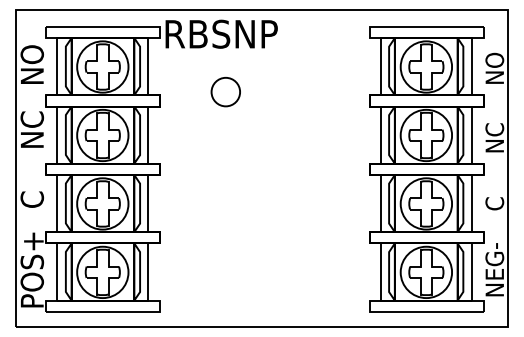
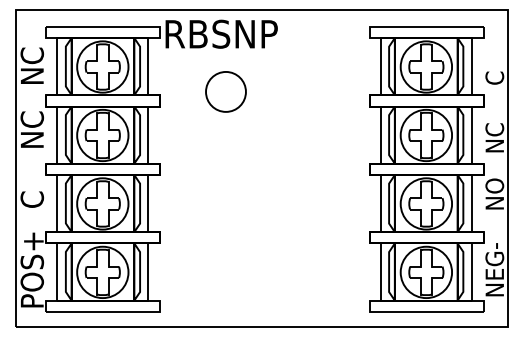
text: NO -> NC (31, 51)
text: NO -> C (494, 68)
circle size: 31x31 px -> 42x42 px (225, 91)
text: C -> NO (494, 194)
